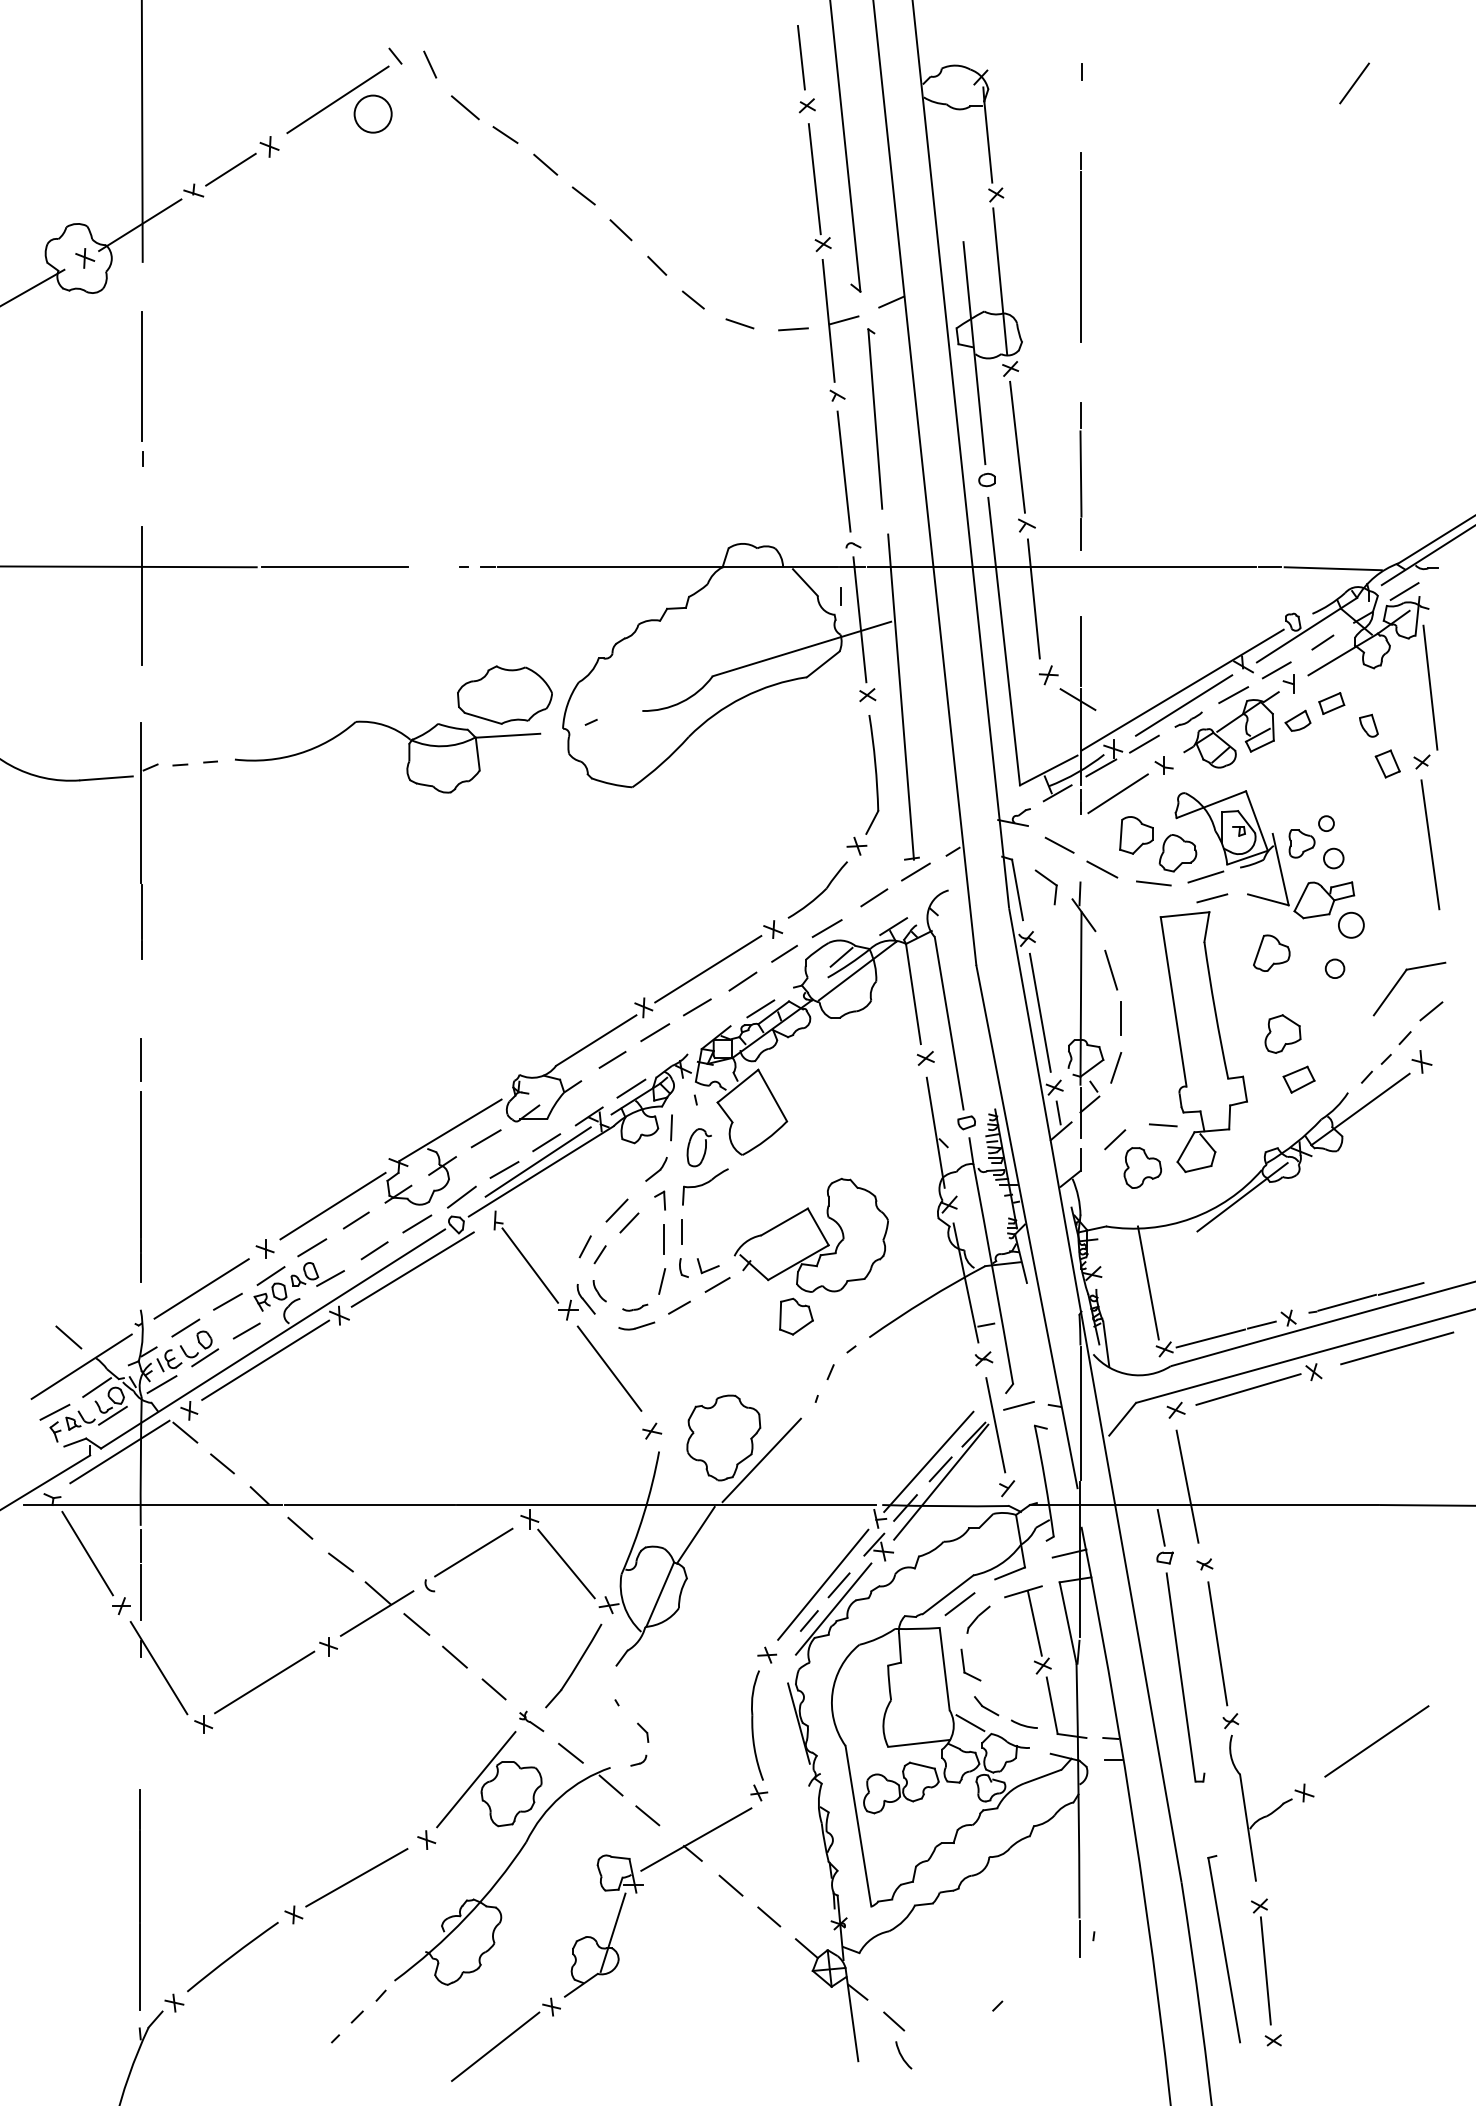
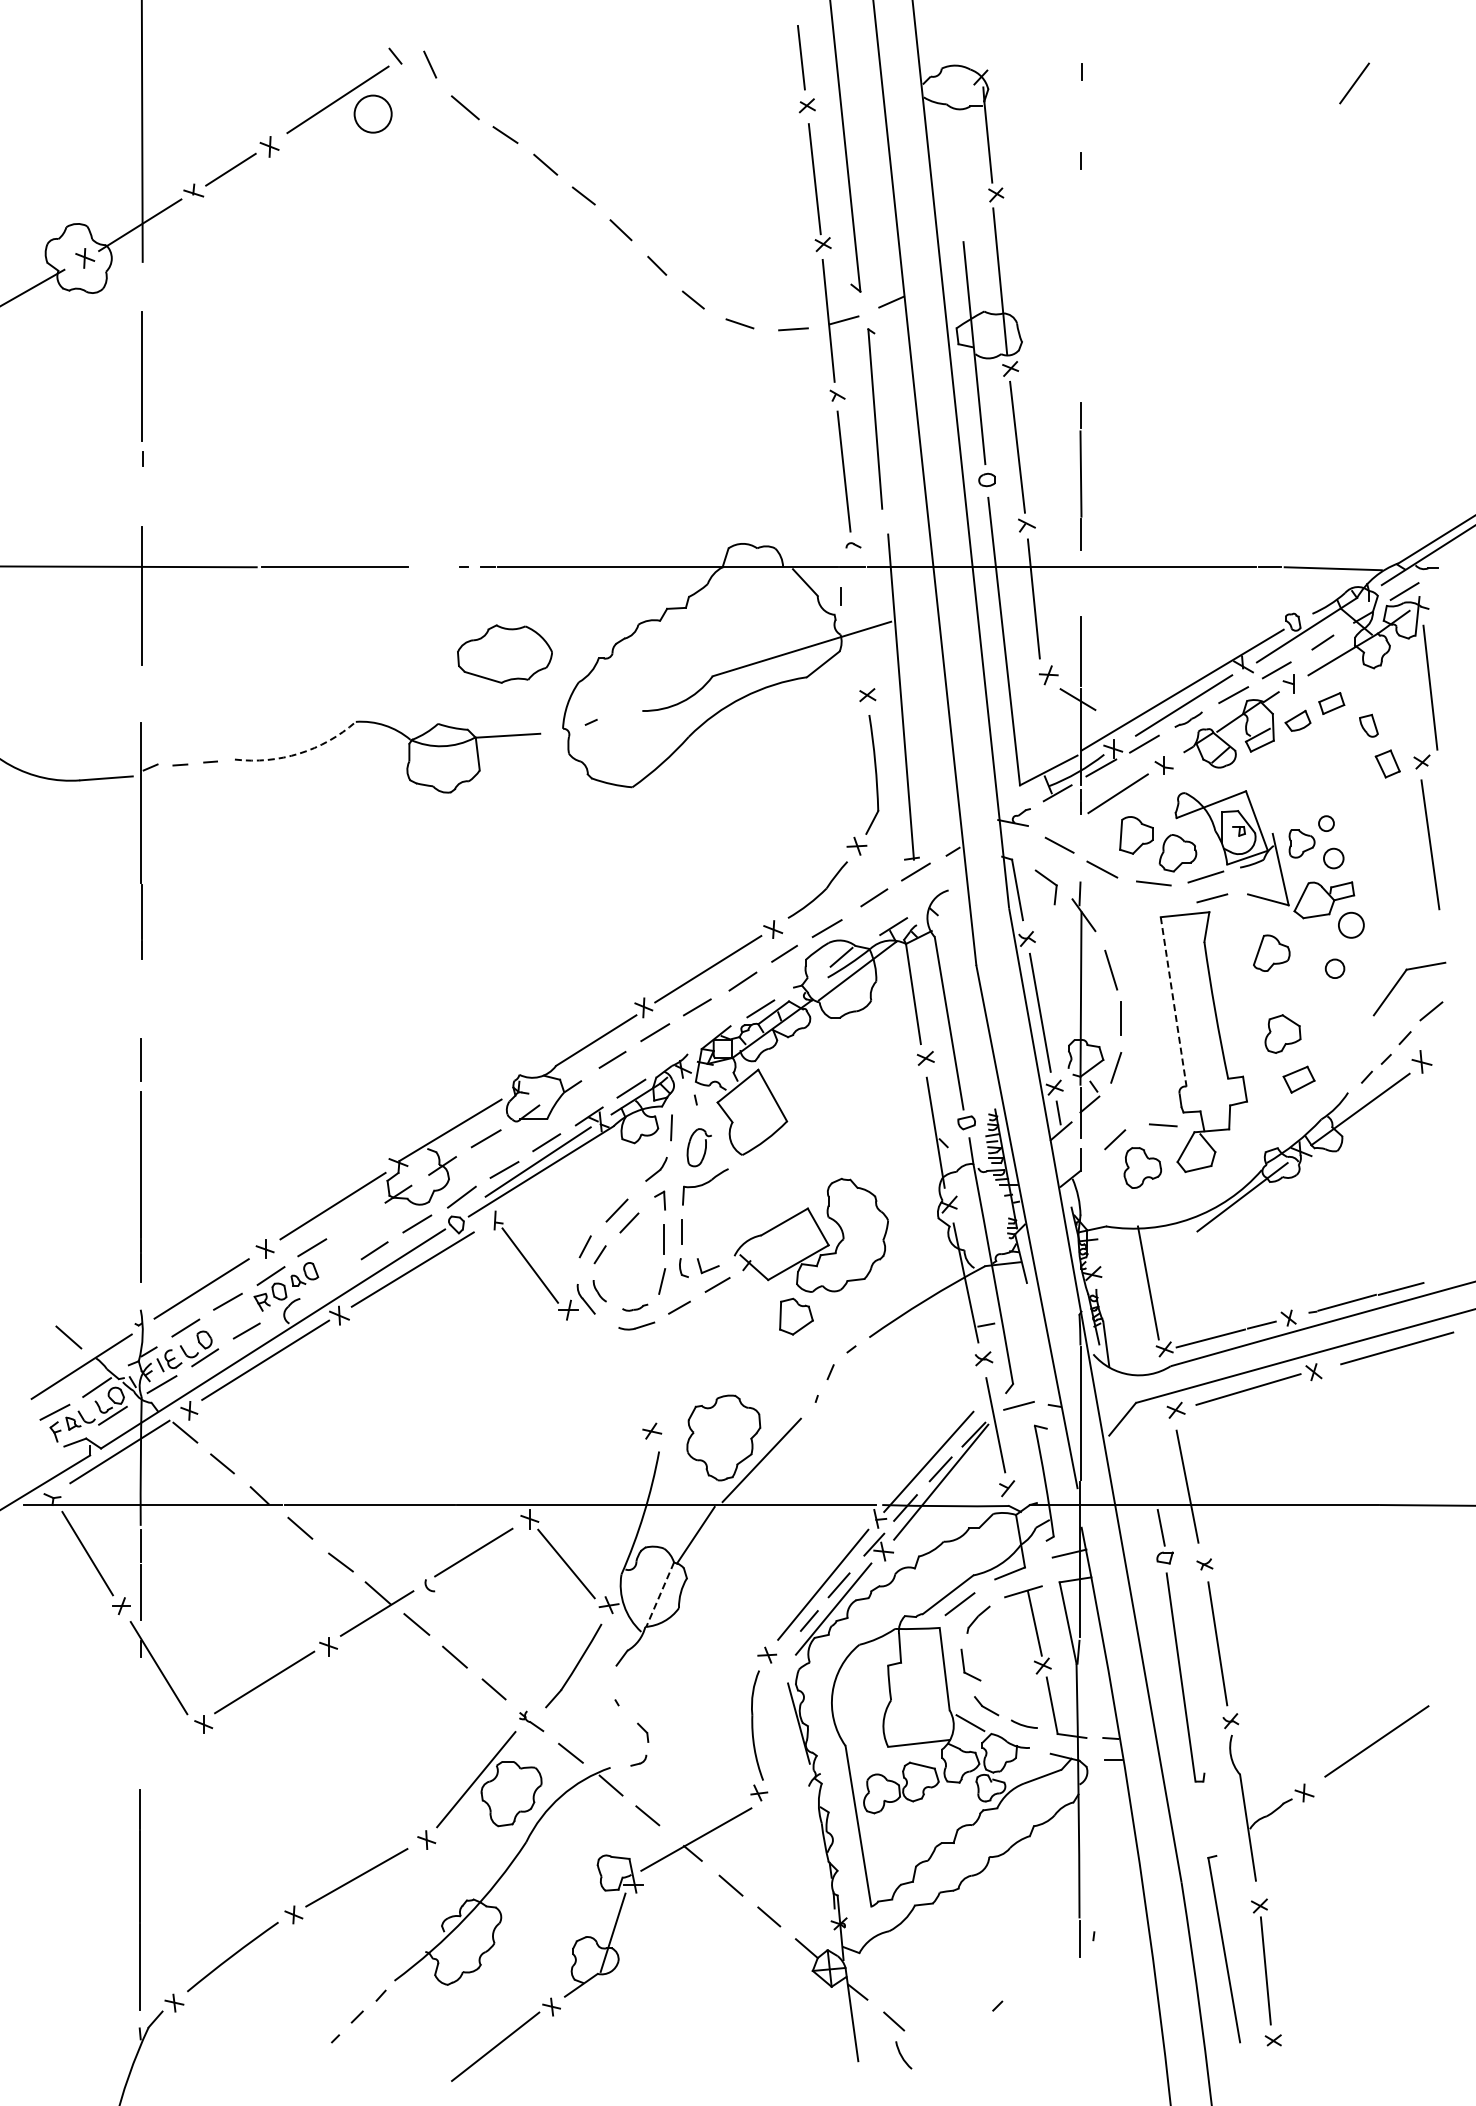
line: present -> none (1081, 256)
line: present -> none (859, 619)
part position: (504, 694) -> (504, 653) (504, 653)
arc: solid -> dashed (299, 753)
line: solid -> dashed (1173, 1001)
line: present -> none (355, 1220)
line: present -> none (330, 1278)
line: present -> none (609, 1368)
line: solid -> dashed (659, 1595)
